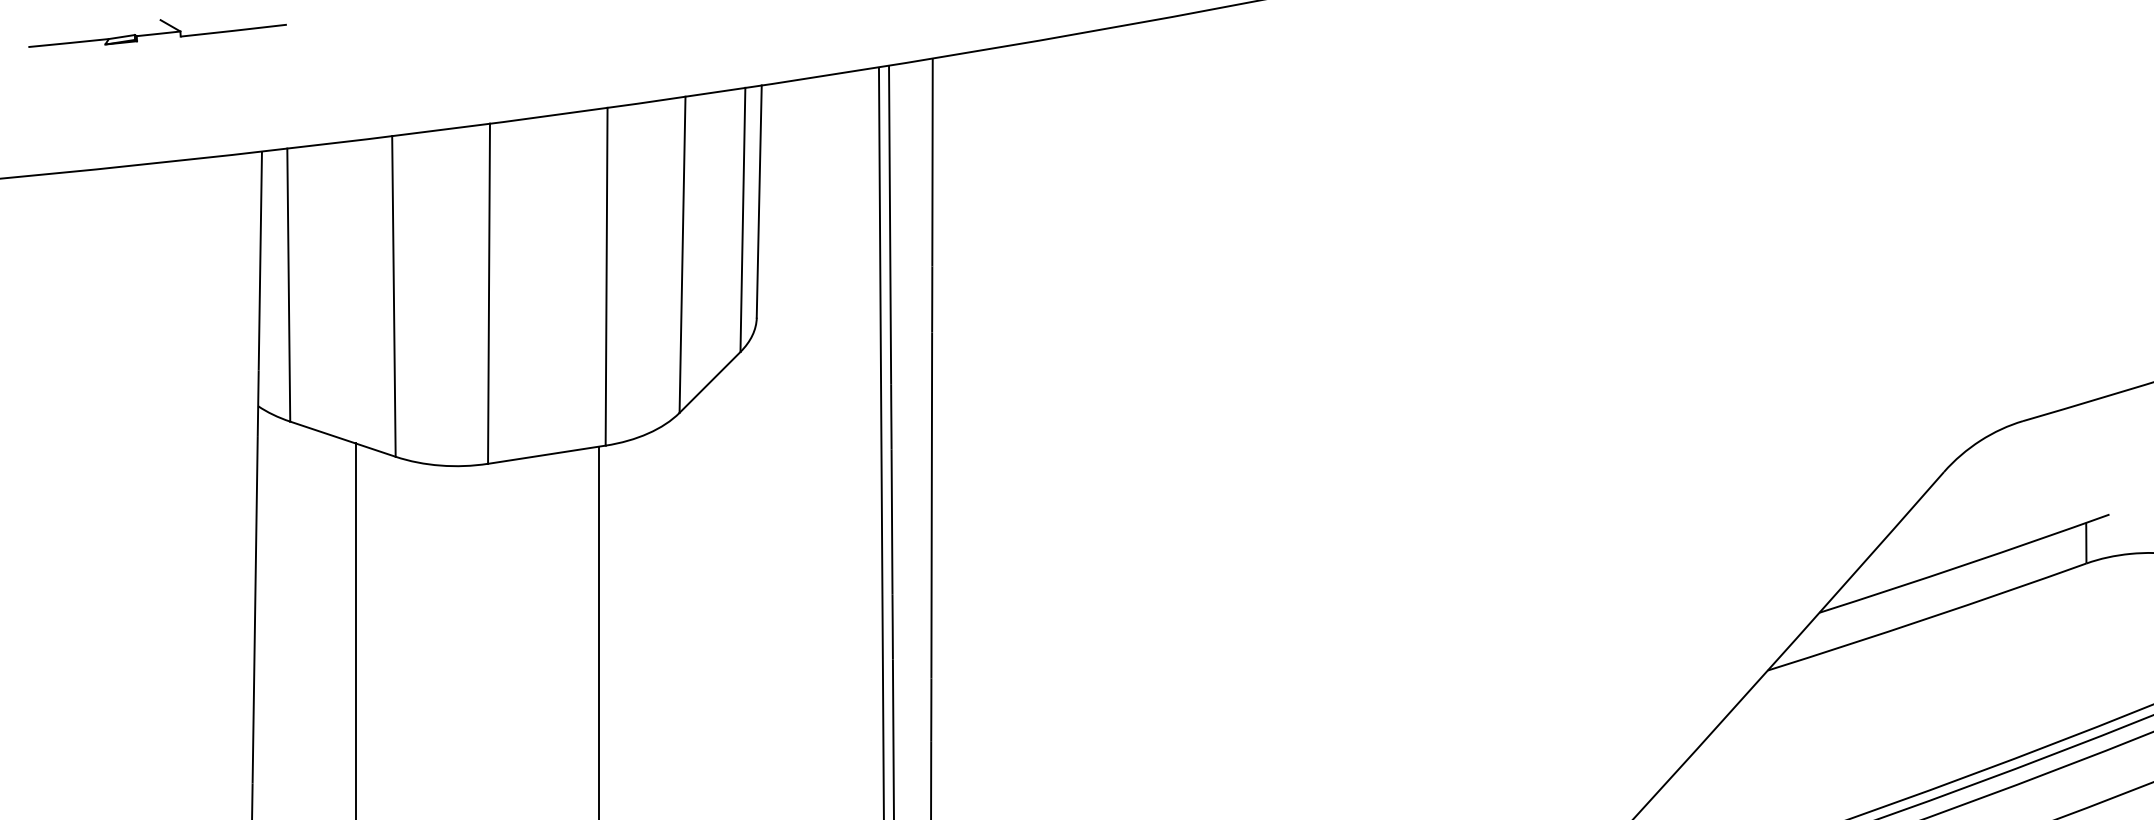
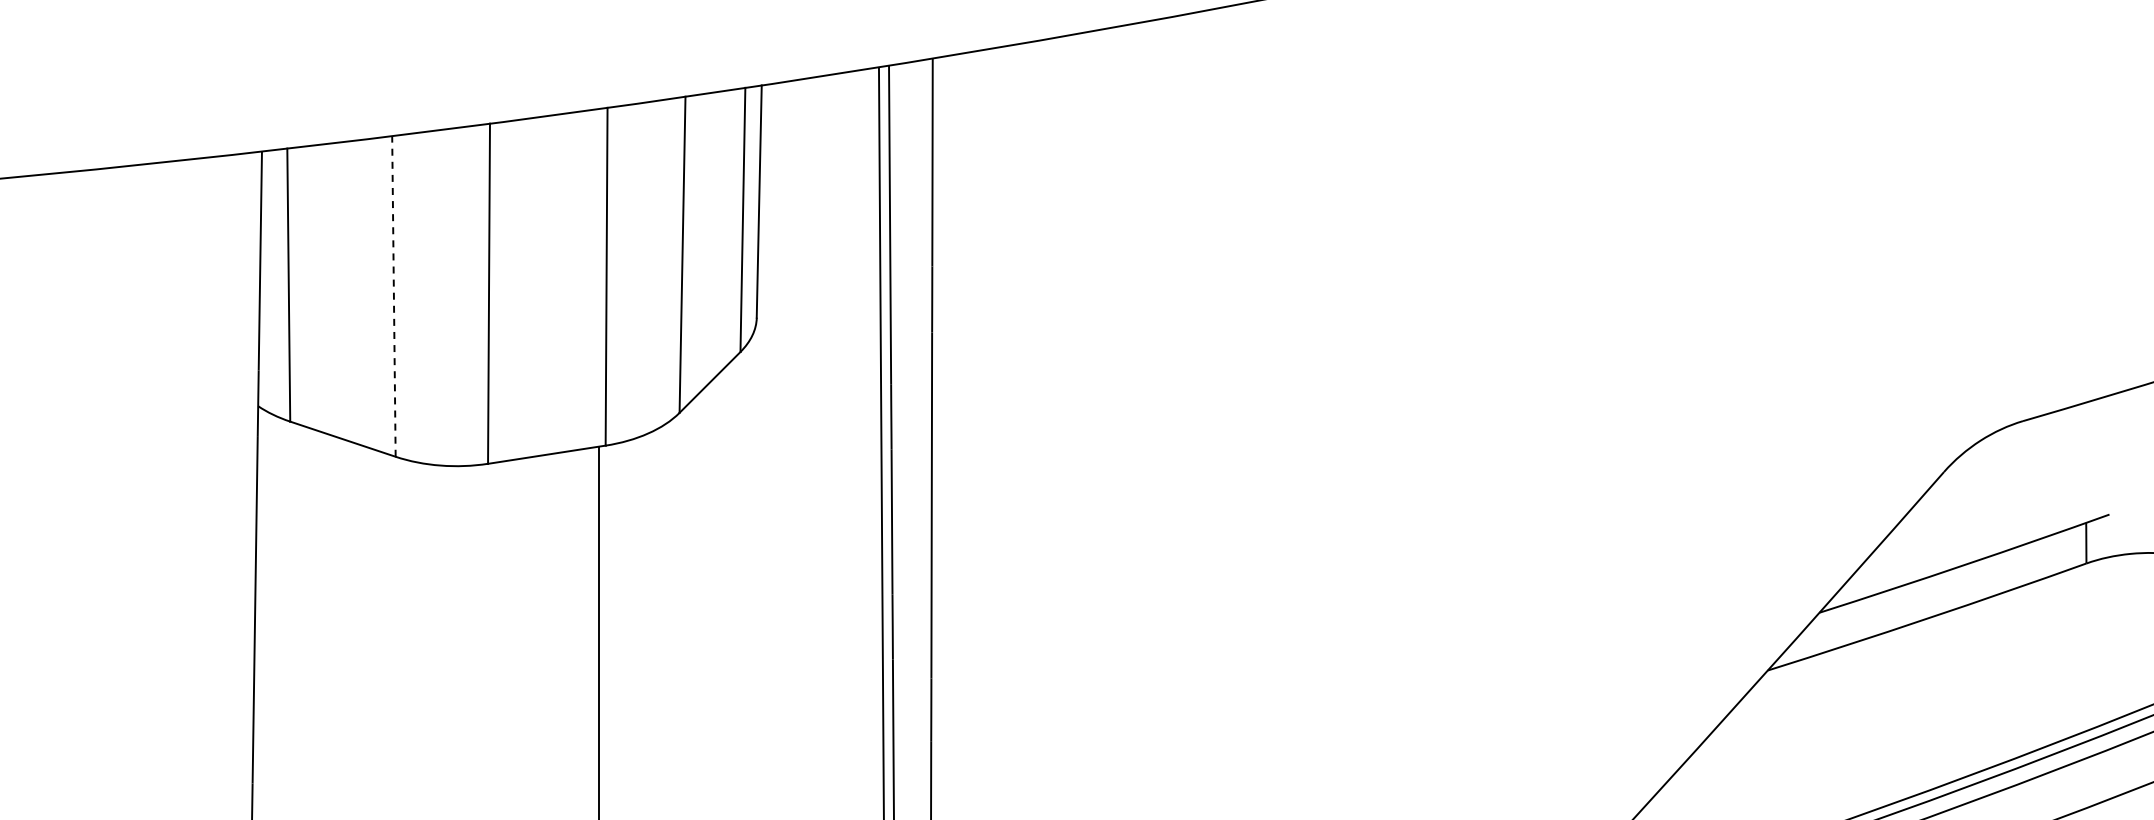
part: present -> none (157, 33)
line: solid -> dashed (393, 295)
line: present -> none (355, 629)
